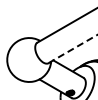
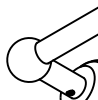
line: dashed -> solid (73, 48)
